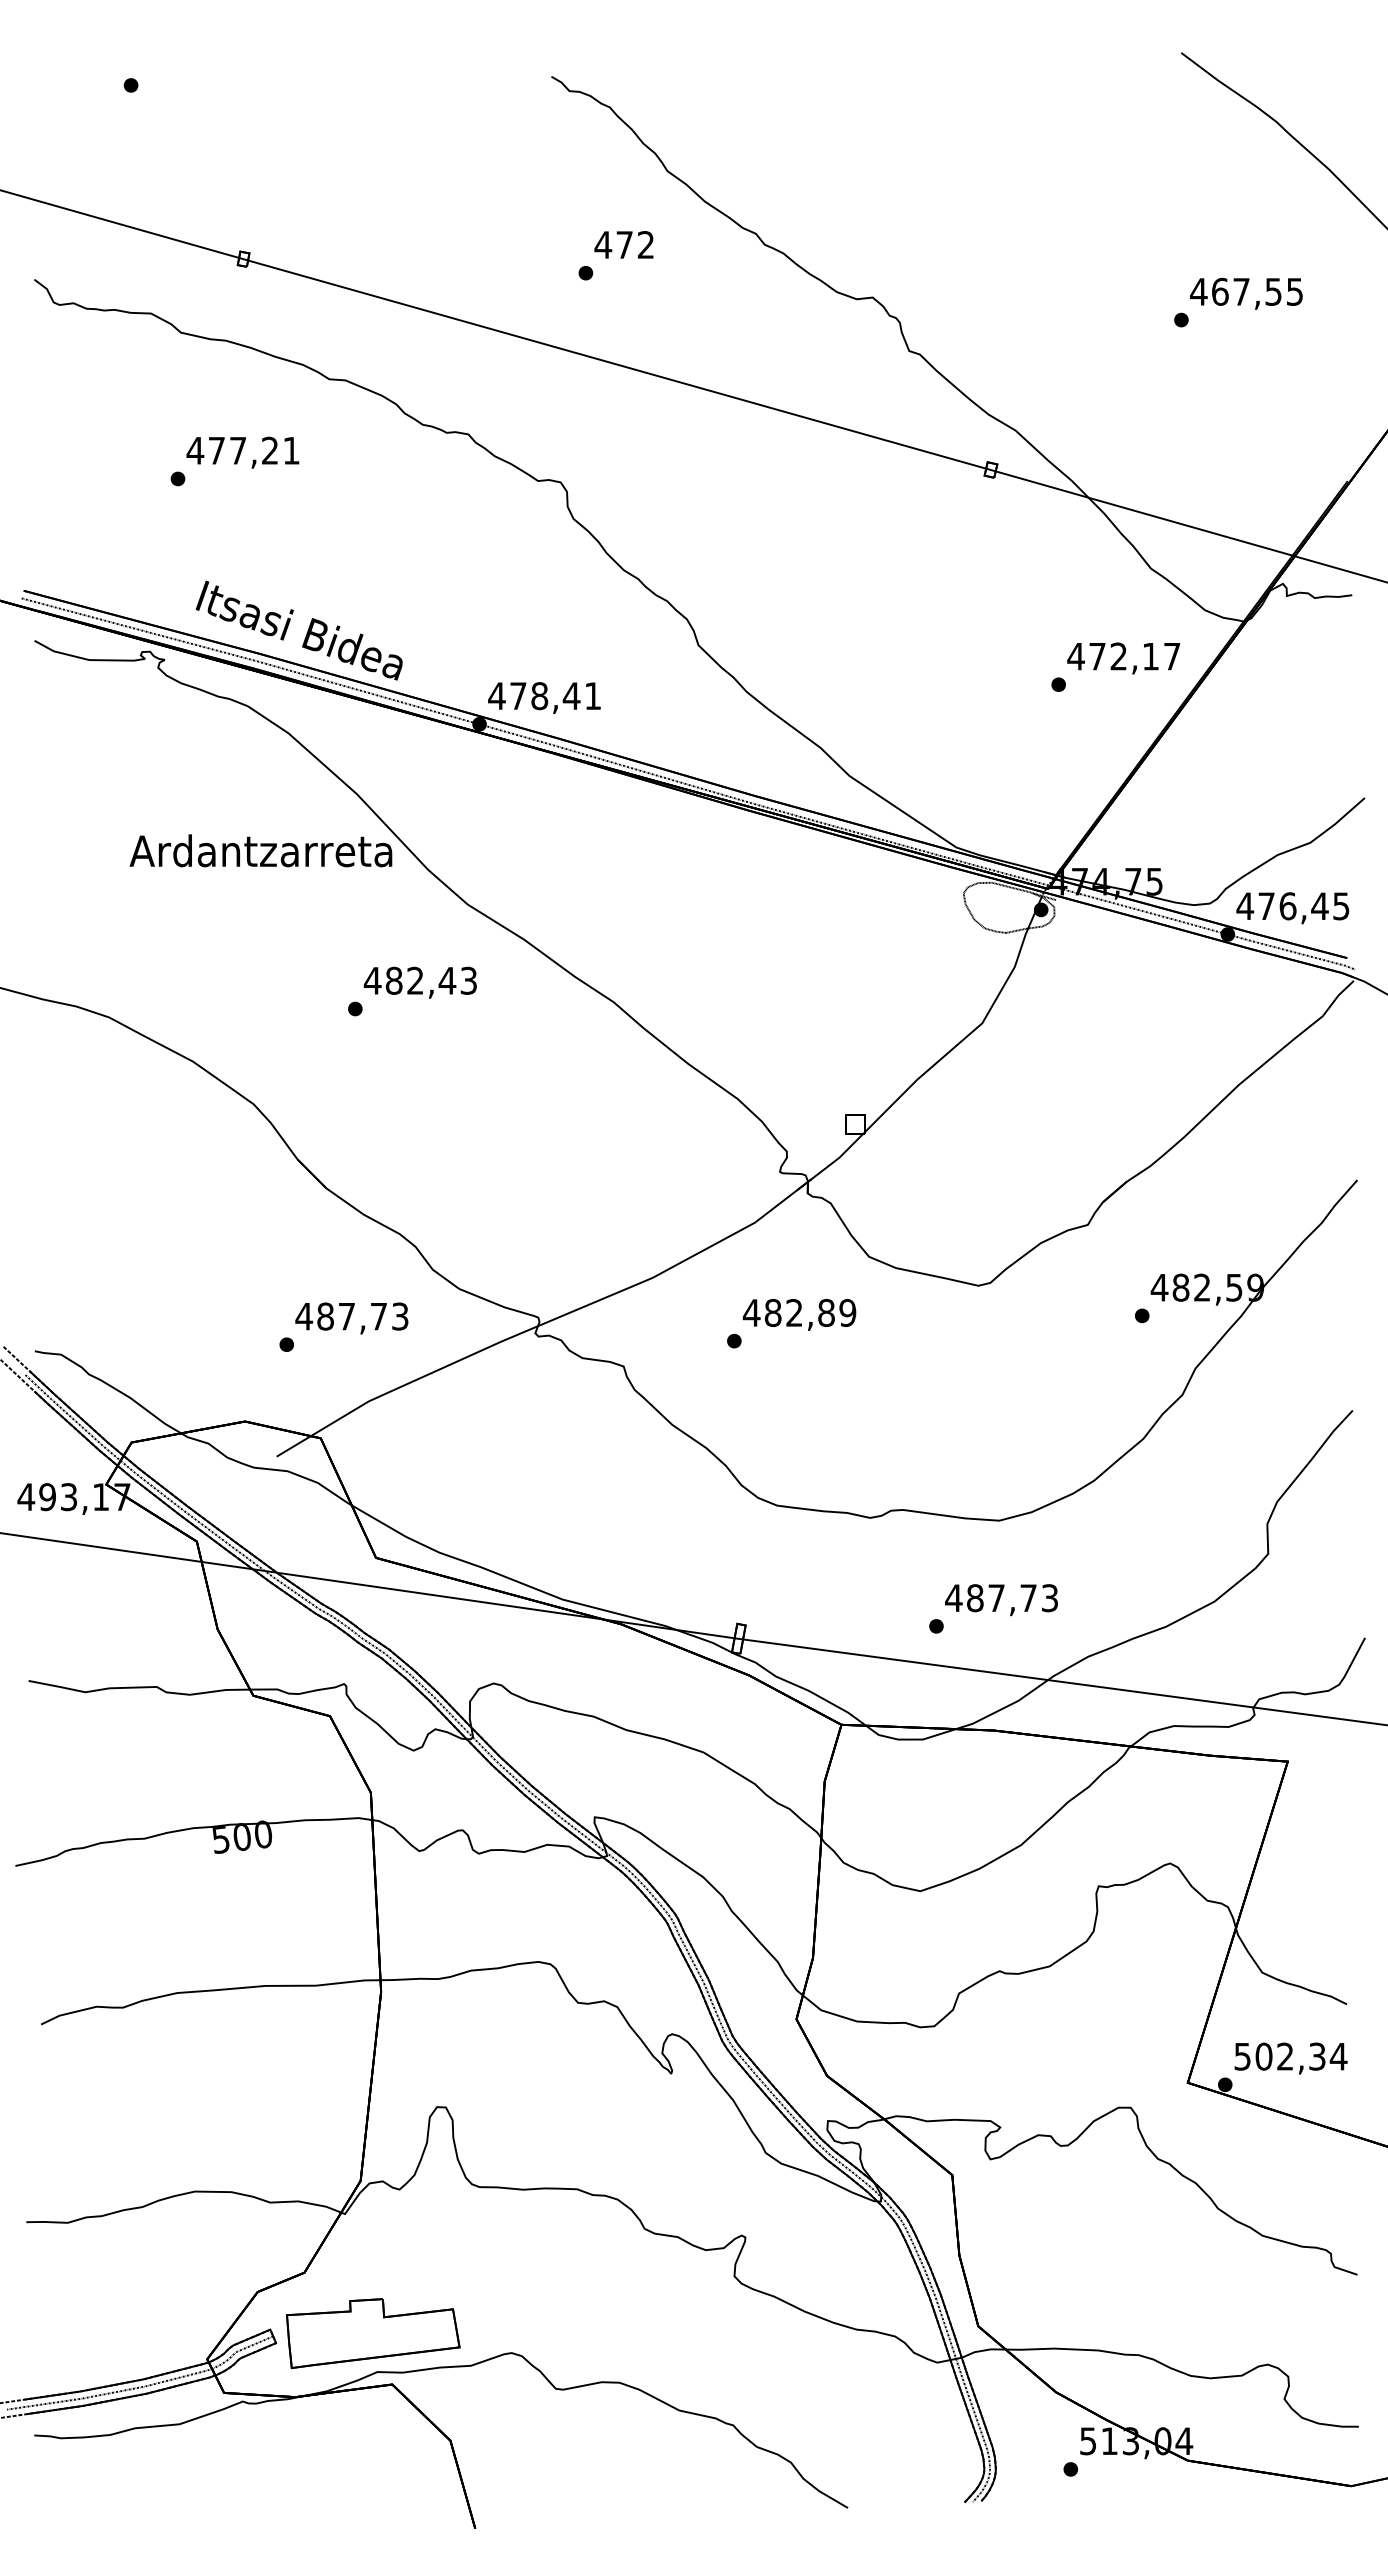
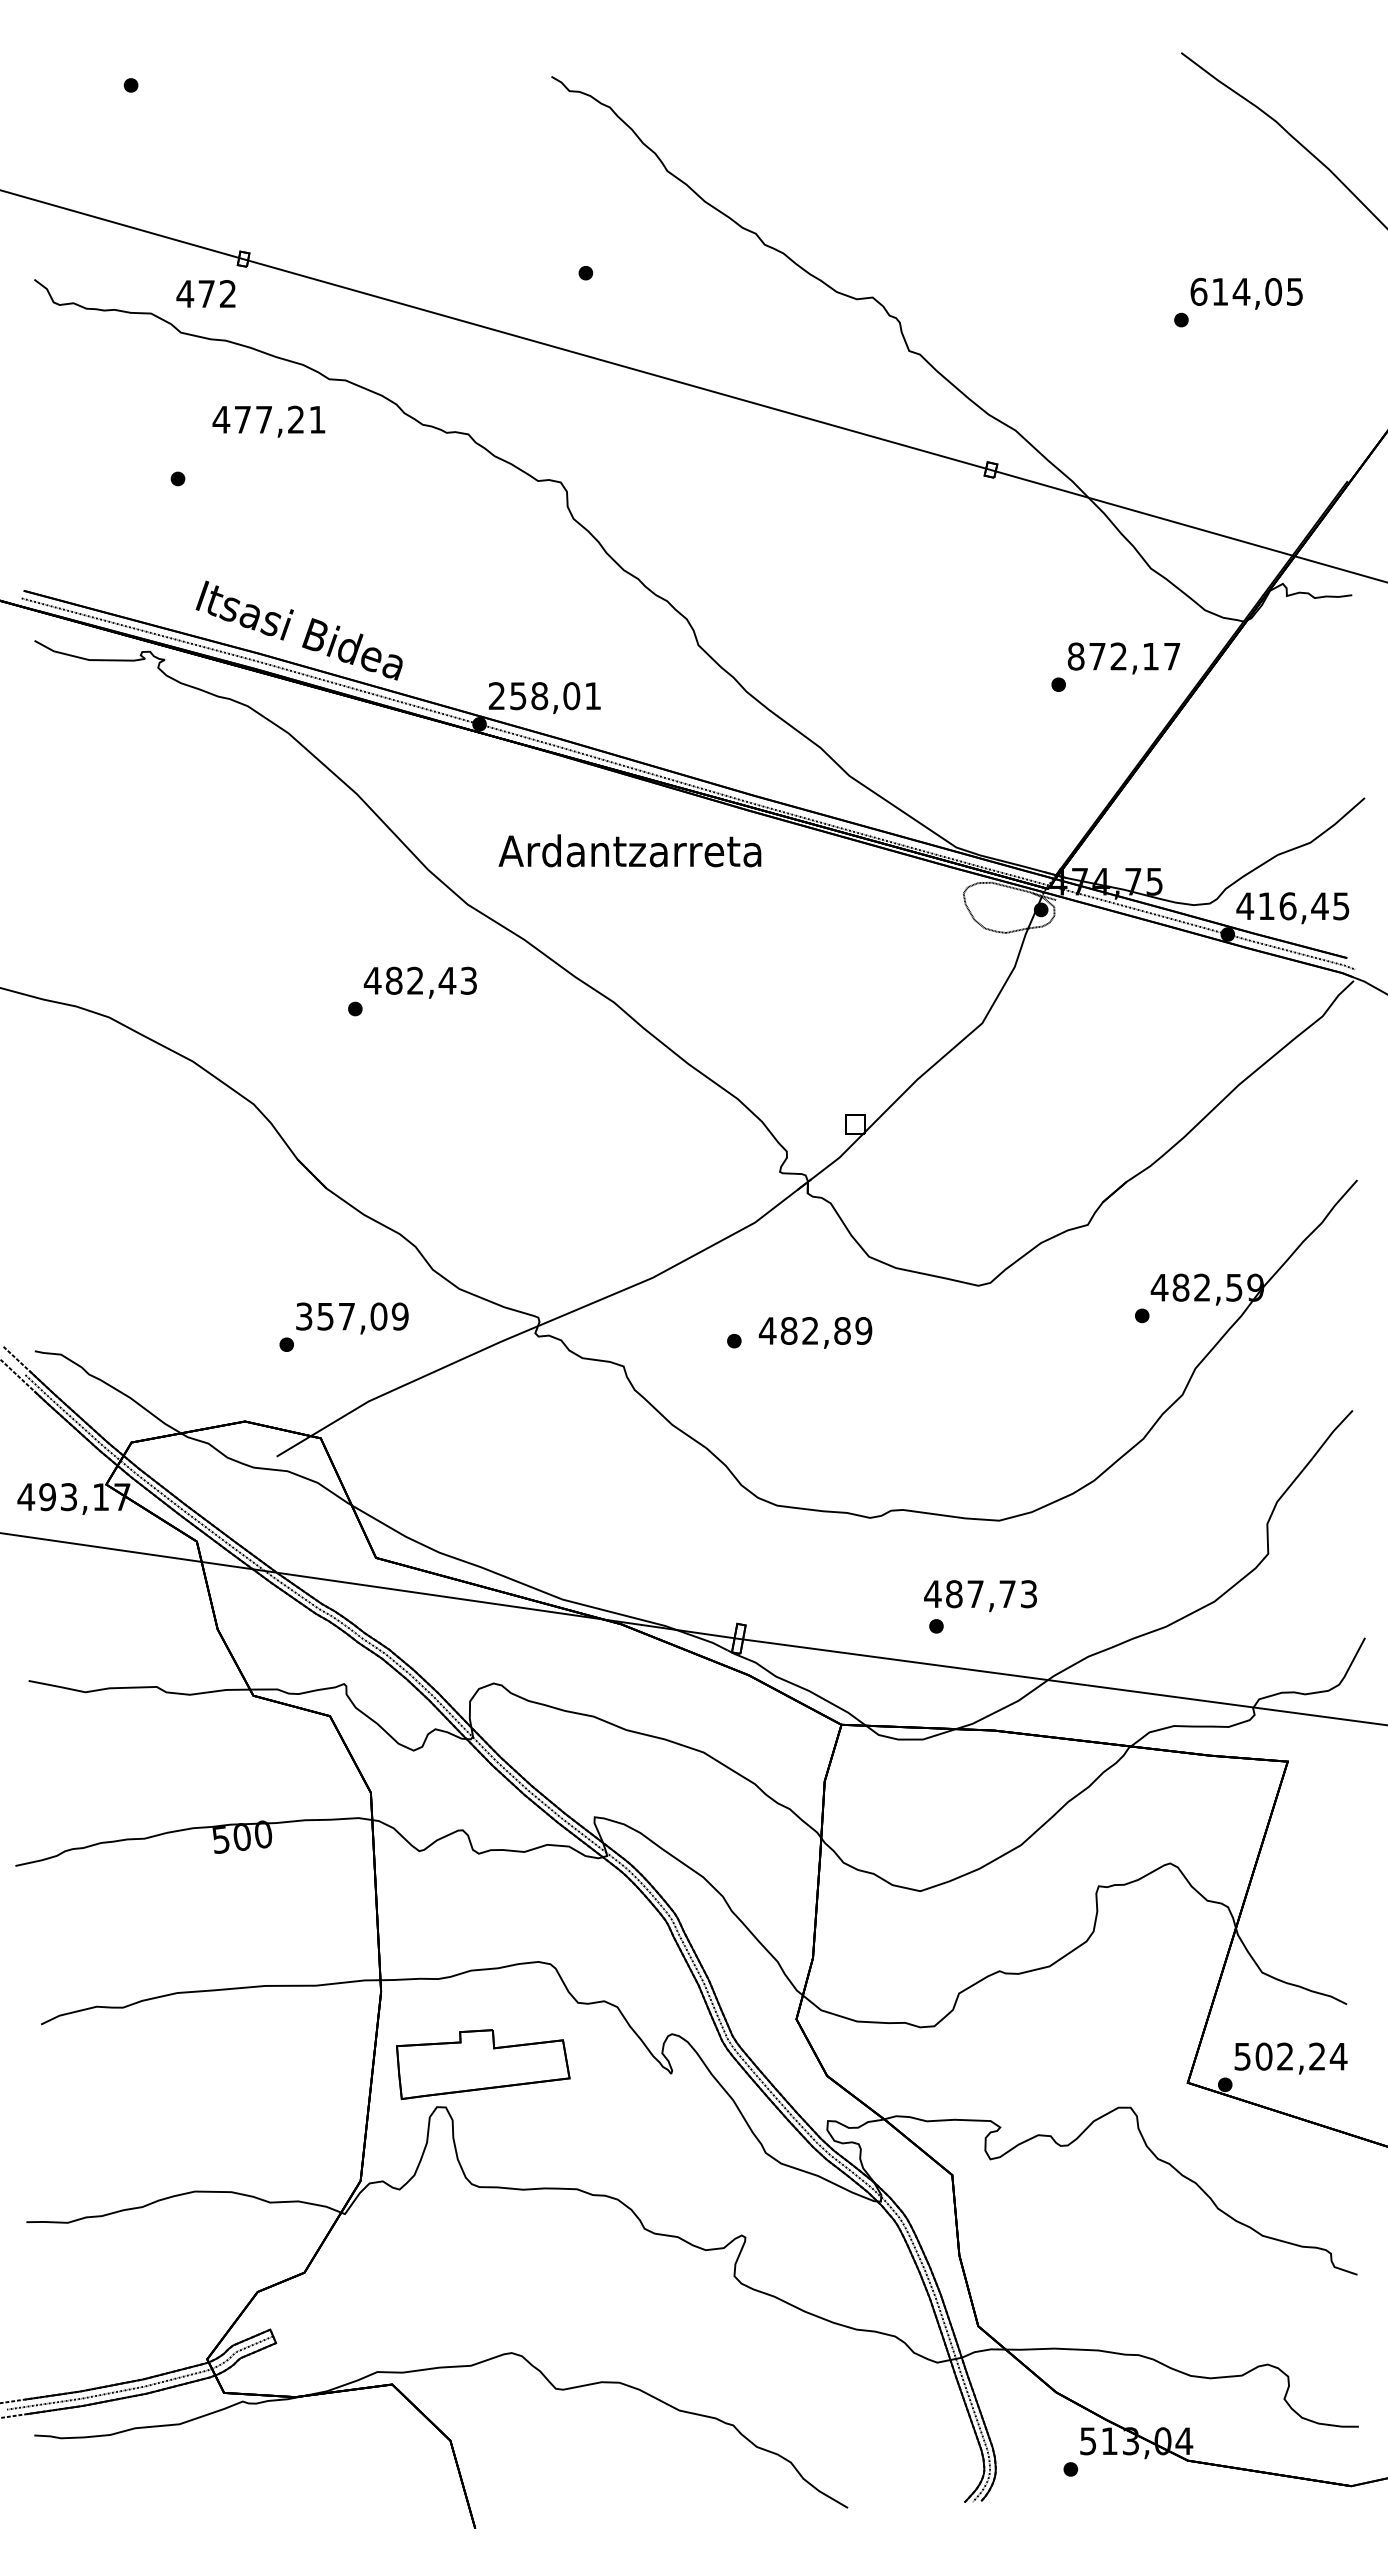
text position: (623, 244) -> (205, 293) (205, 293)
text: 467,55 -> 614,05 (1236, 291)
text position: (242, 452) -> (268, 421) (268, 421)
text: 472,17 -> 872,17 (1075, 656)
text: 478,41 -> 258,01 (534, 696)
text position: (260, 850) -> (629, 850) (629, 850)
text: 476,45 -> 416,45 (1266, 905)
text position: (799, 1314) -> (815, 1332) (815, 1332)
text: 487,73 -> 357,09 (351, 1316)
text position: (1001, 1600) -> (980, 1596) (980, 1596)
text: 502,34 -> 502,24 (1317, 2056)
part position: (373, 2333) -> (483, 2064) (483, 2064)
